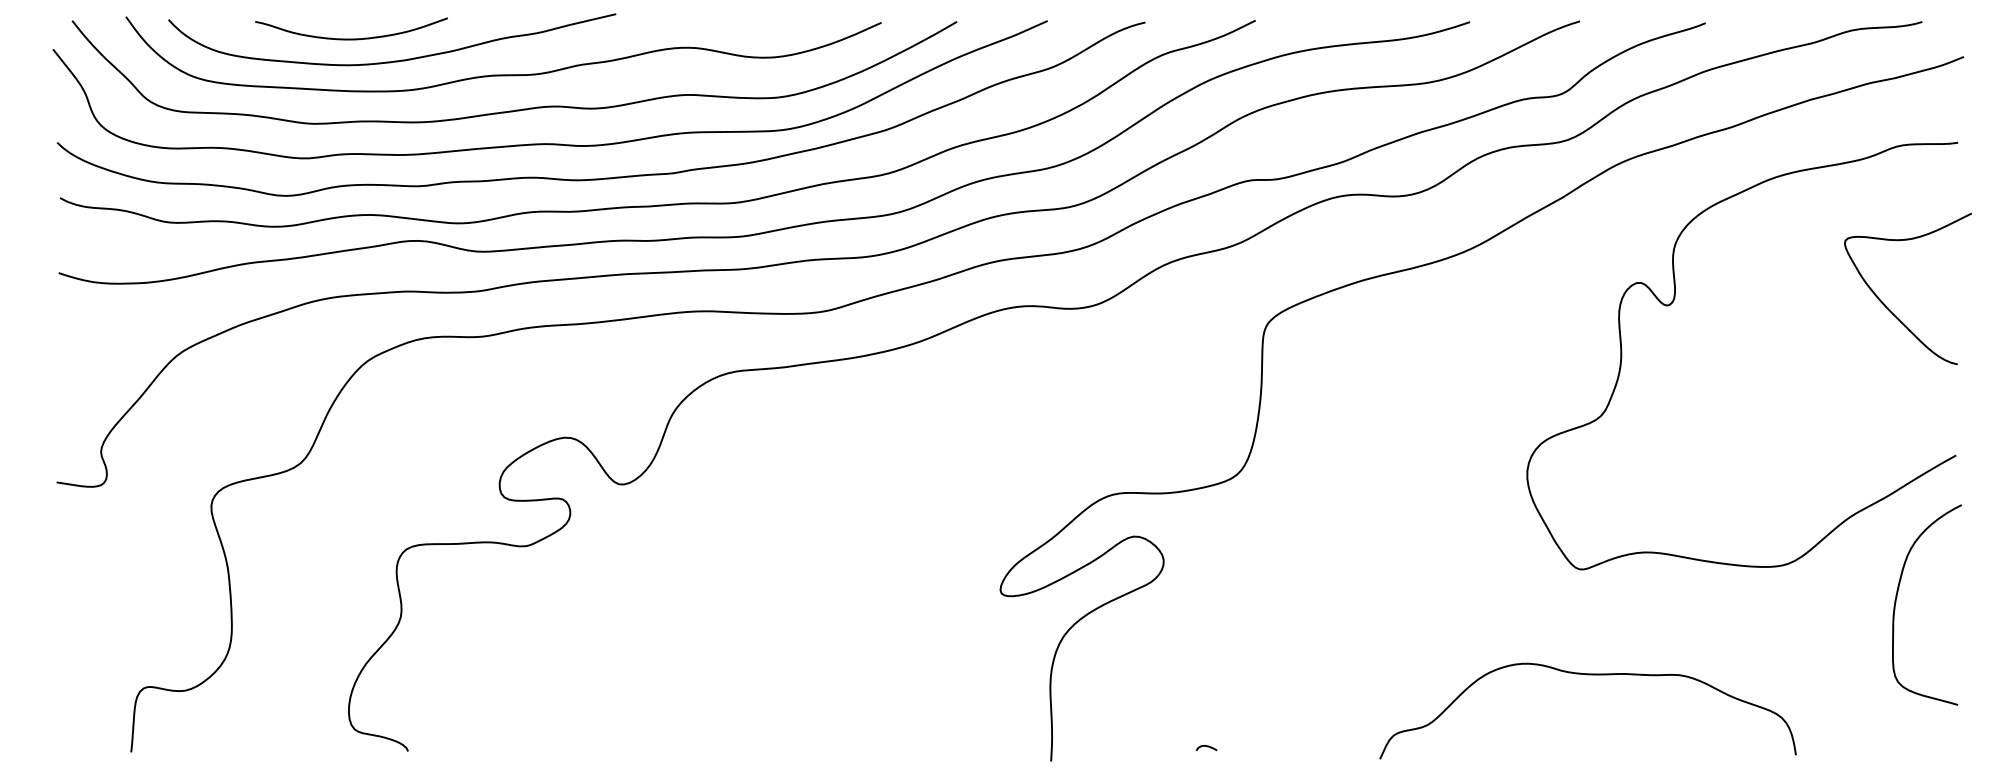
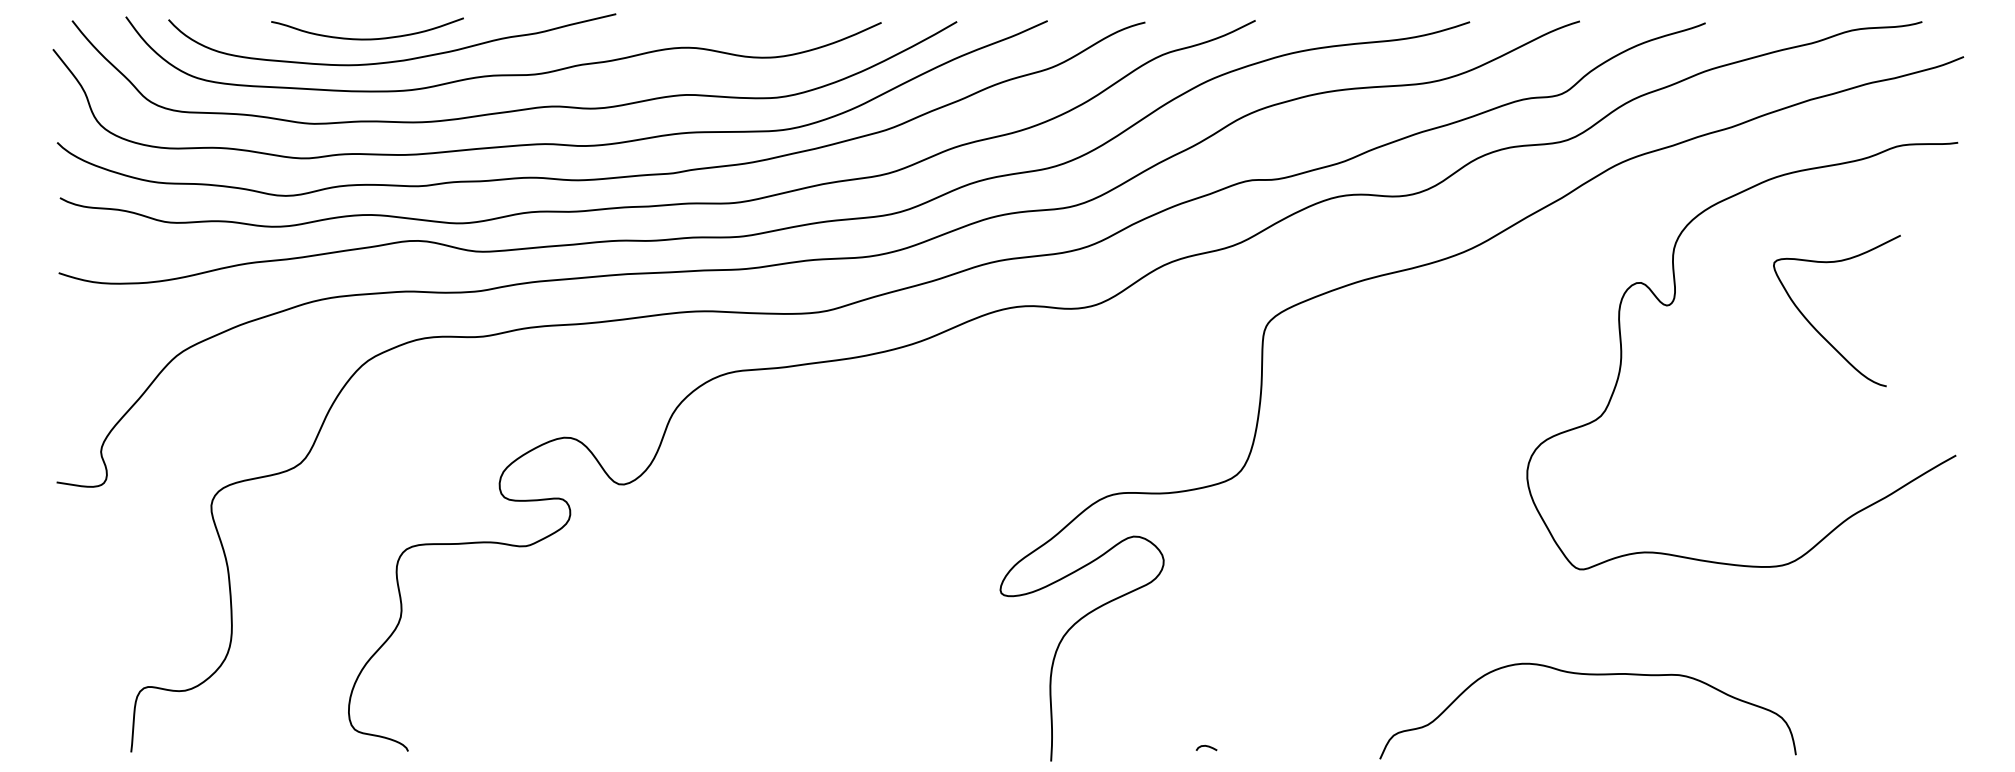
curve position: (351, 38) -> (367, 38) (367, 38)
curve position: (1887, 306) -> (1816, 328) (1816, 328)
curve: present -> none (1897, 597)
